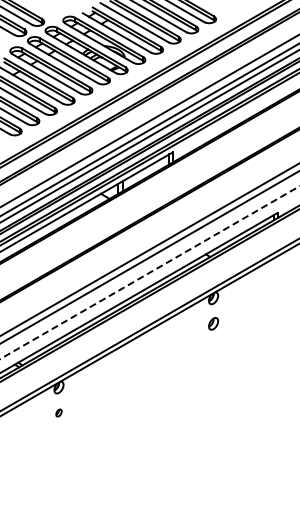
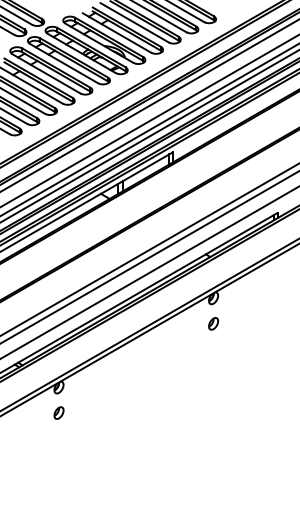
line: none -> present (149, 105)
line: dashed -> solid (150, 272)
part size: 8x10 px -> 12x14 px (58, 412)
